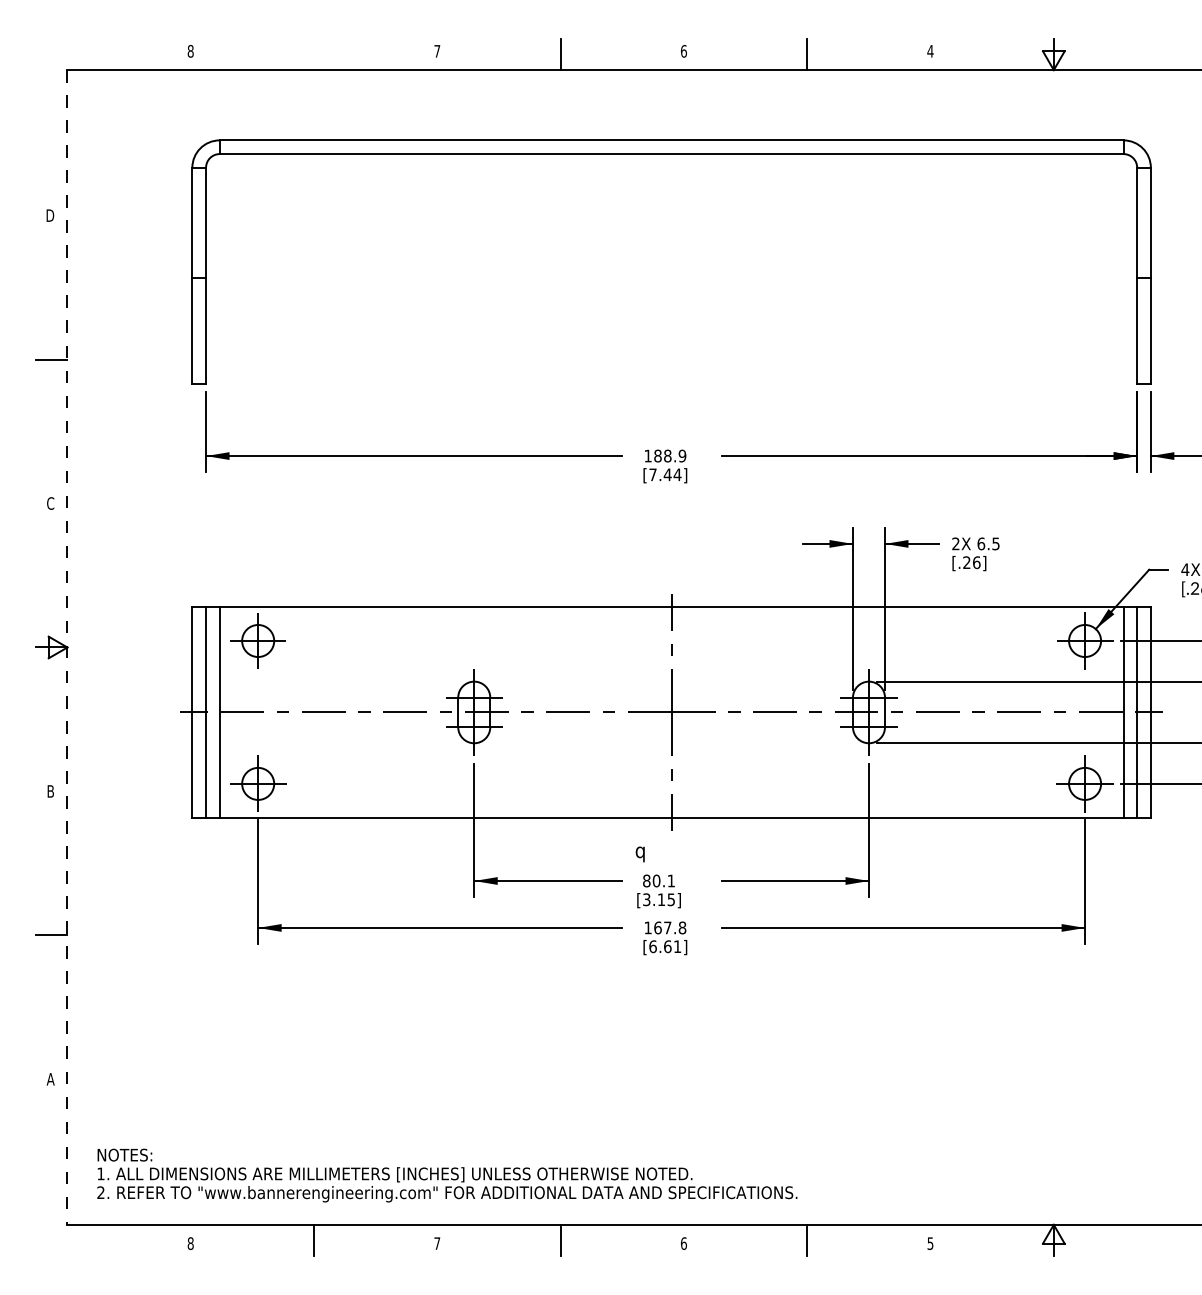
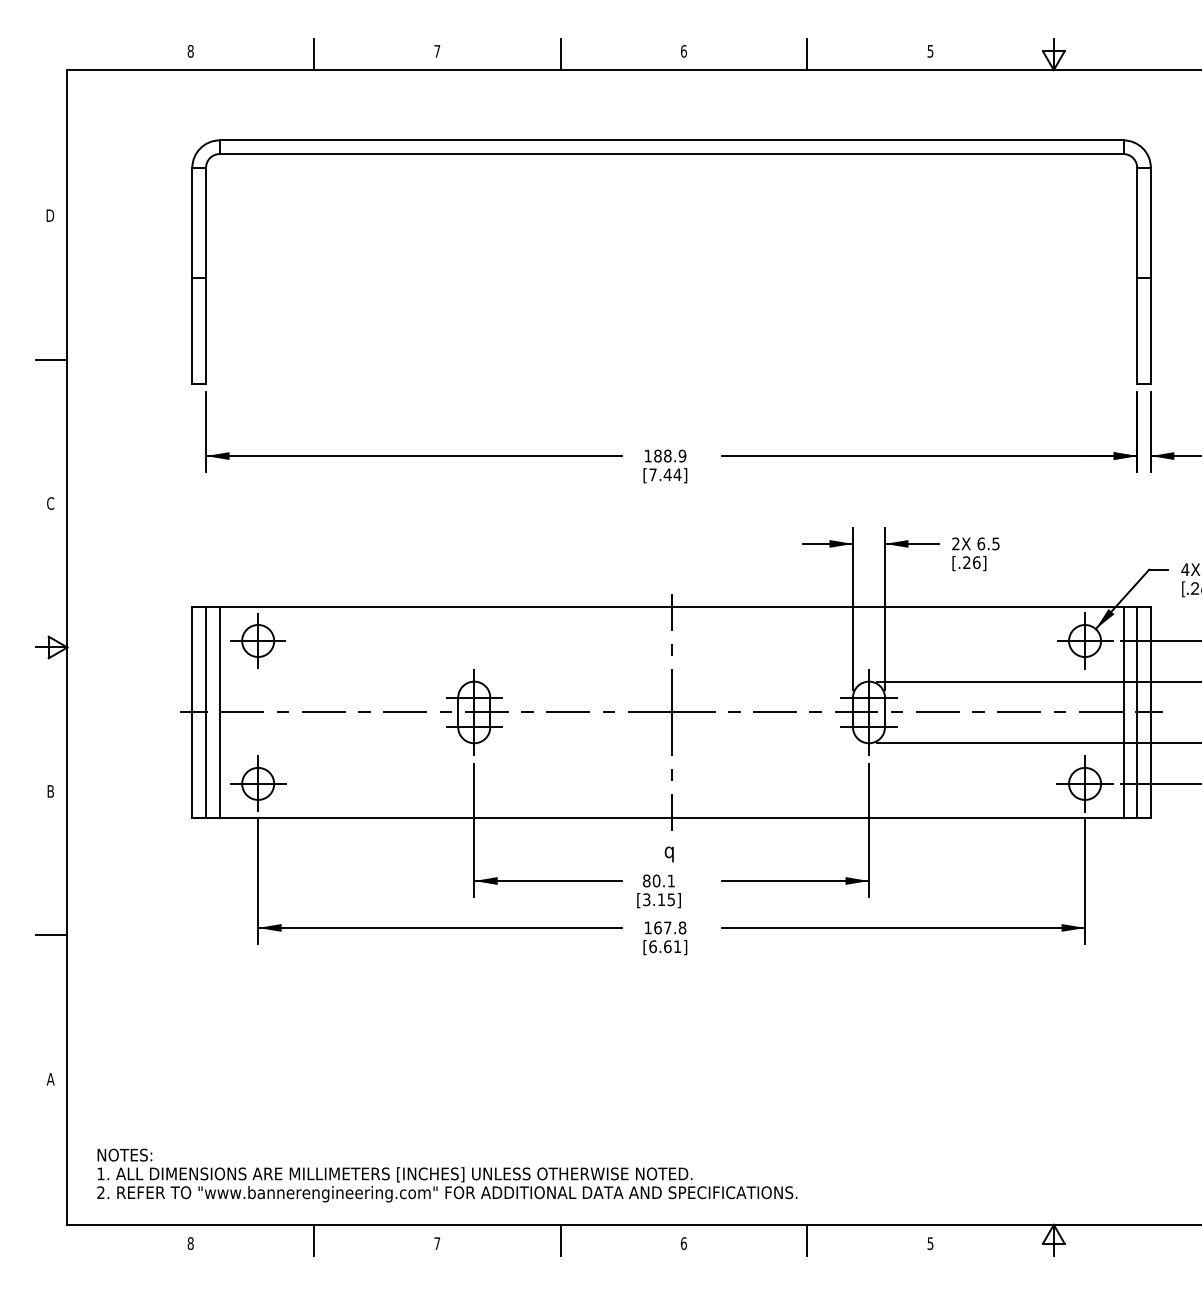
text: 4 -> 5 (930, 51)
line: none -> present (314, 54)
line: dashed -> solid (67, 647)
text position: (639, 854) -> (668, 854) (668, 854)
